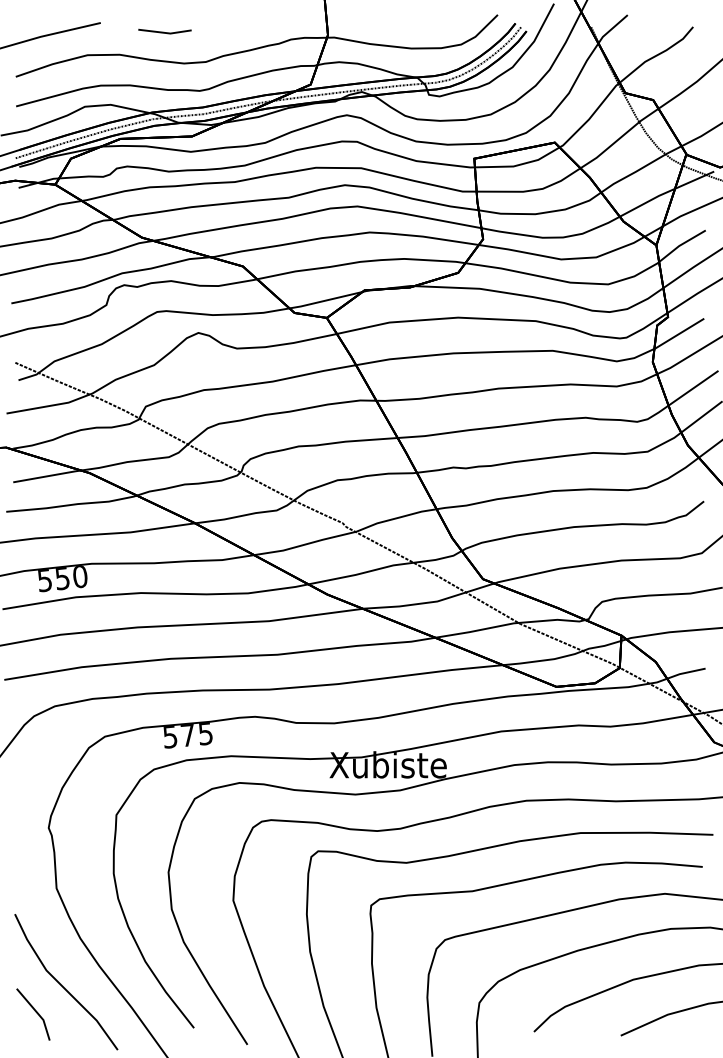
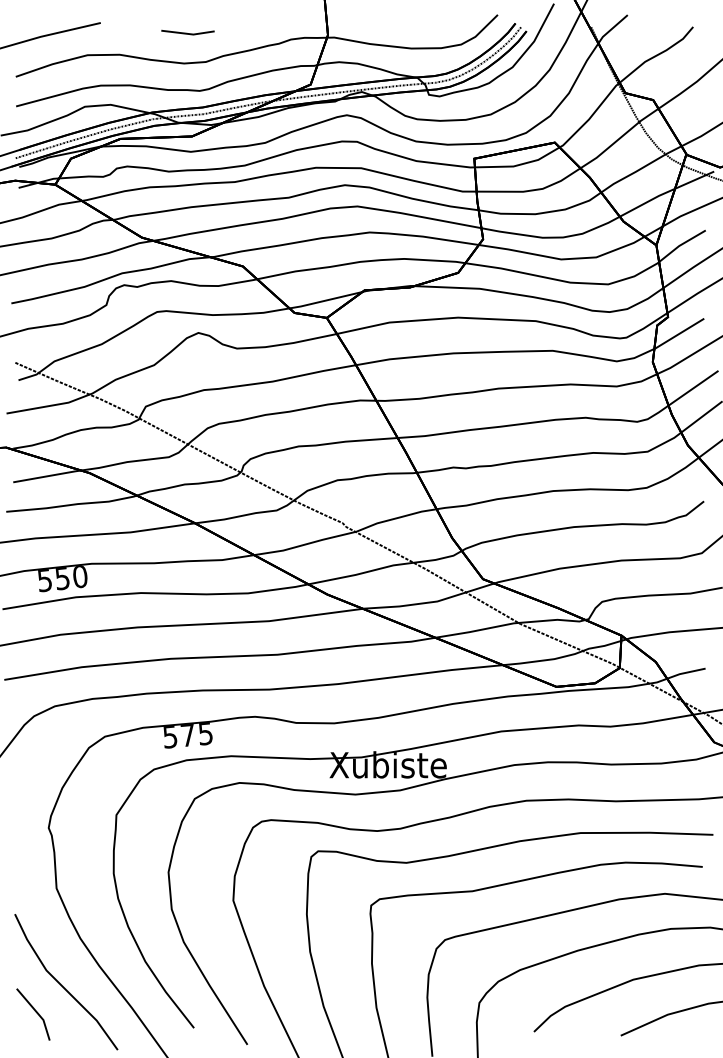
line position: (163, 31) -> (186, 32) (186, 32)
